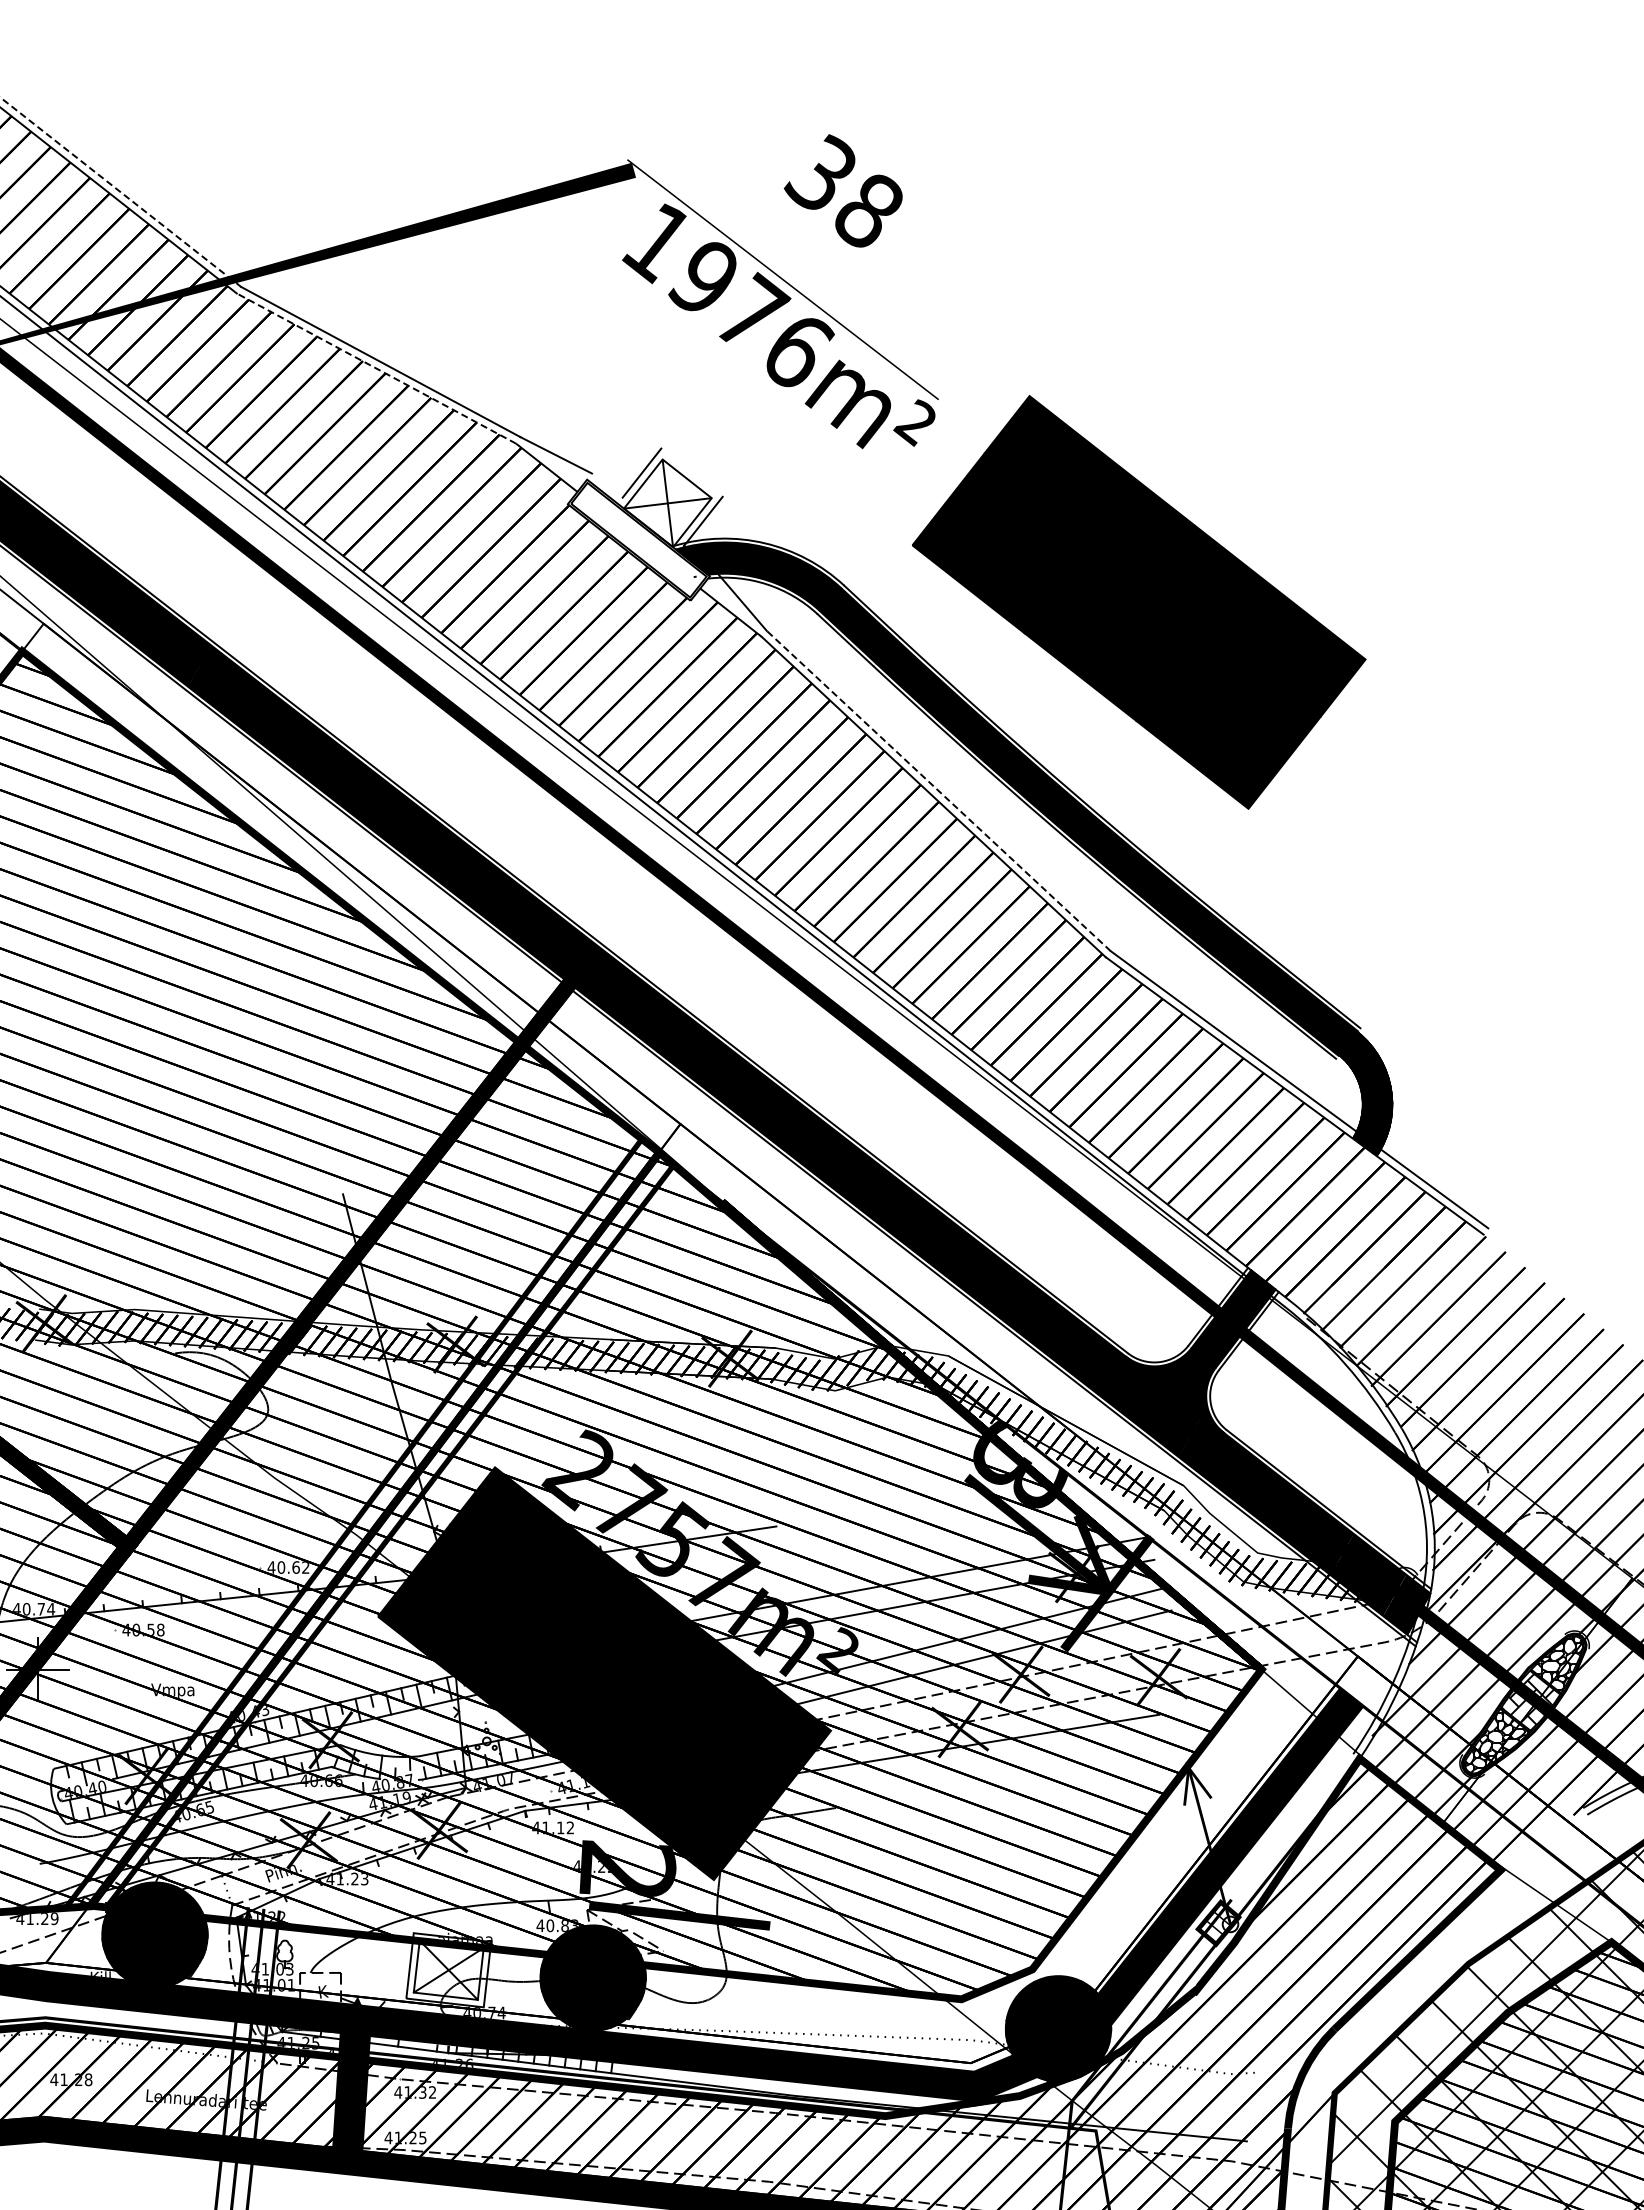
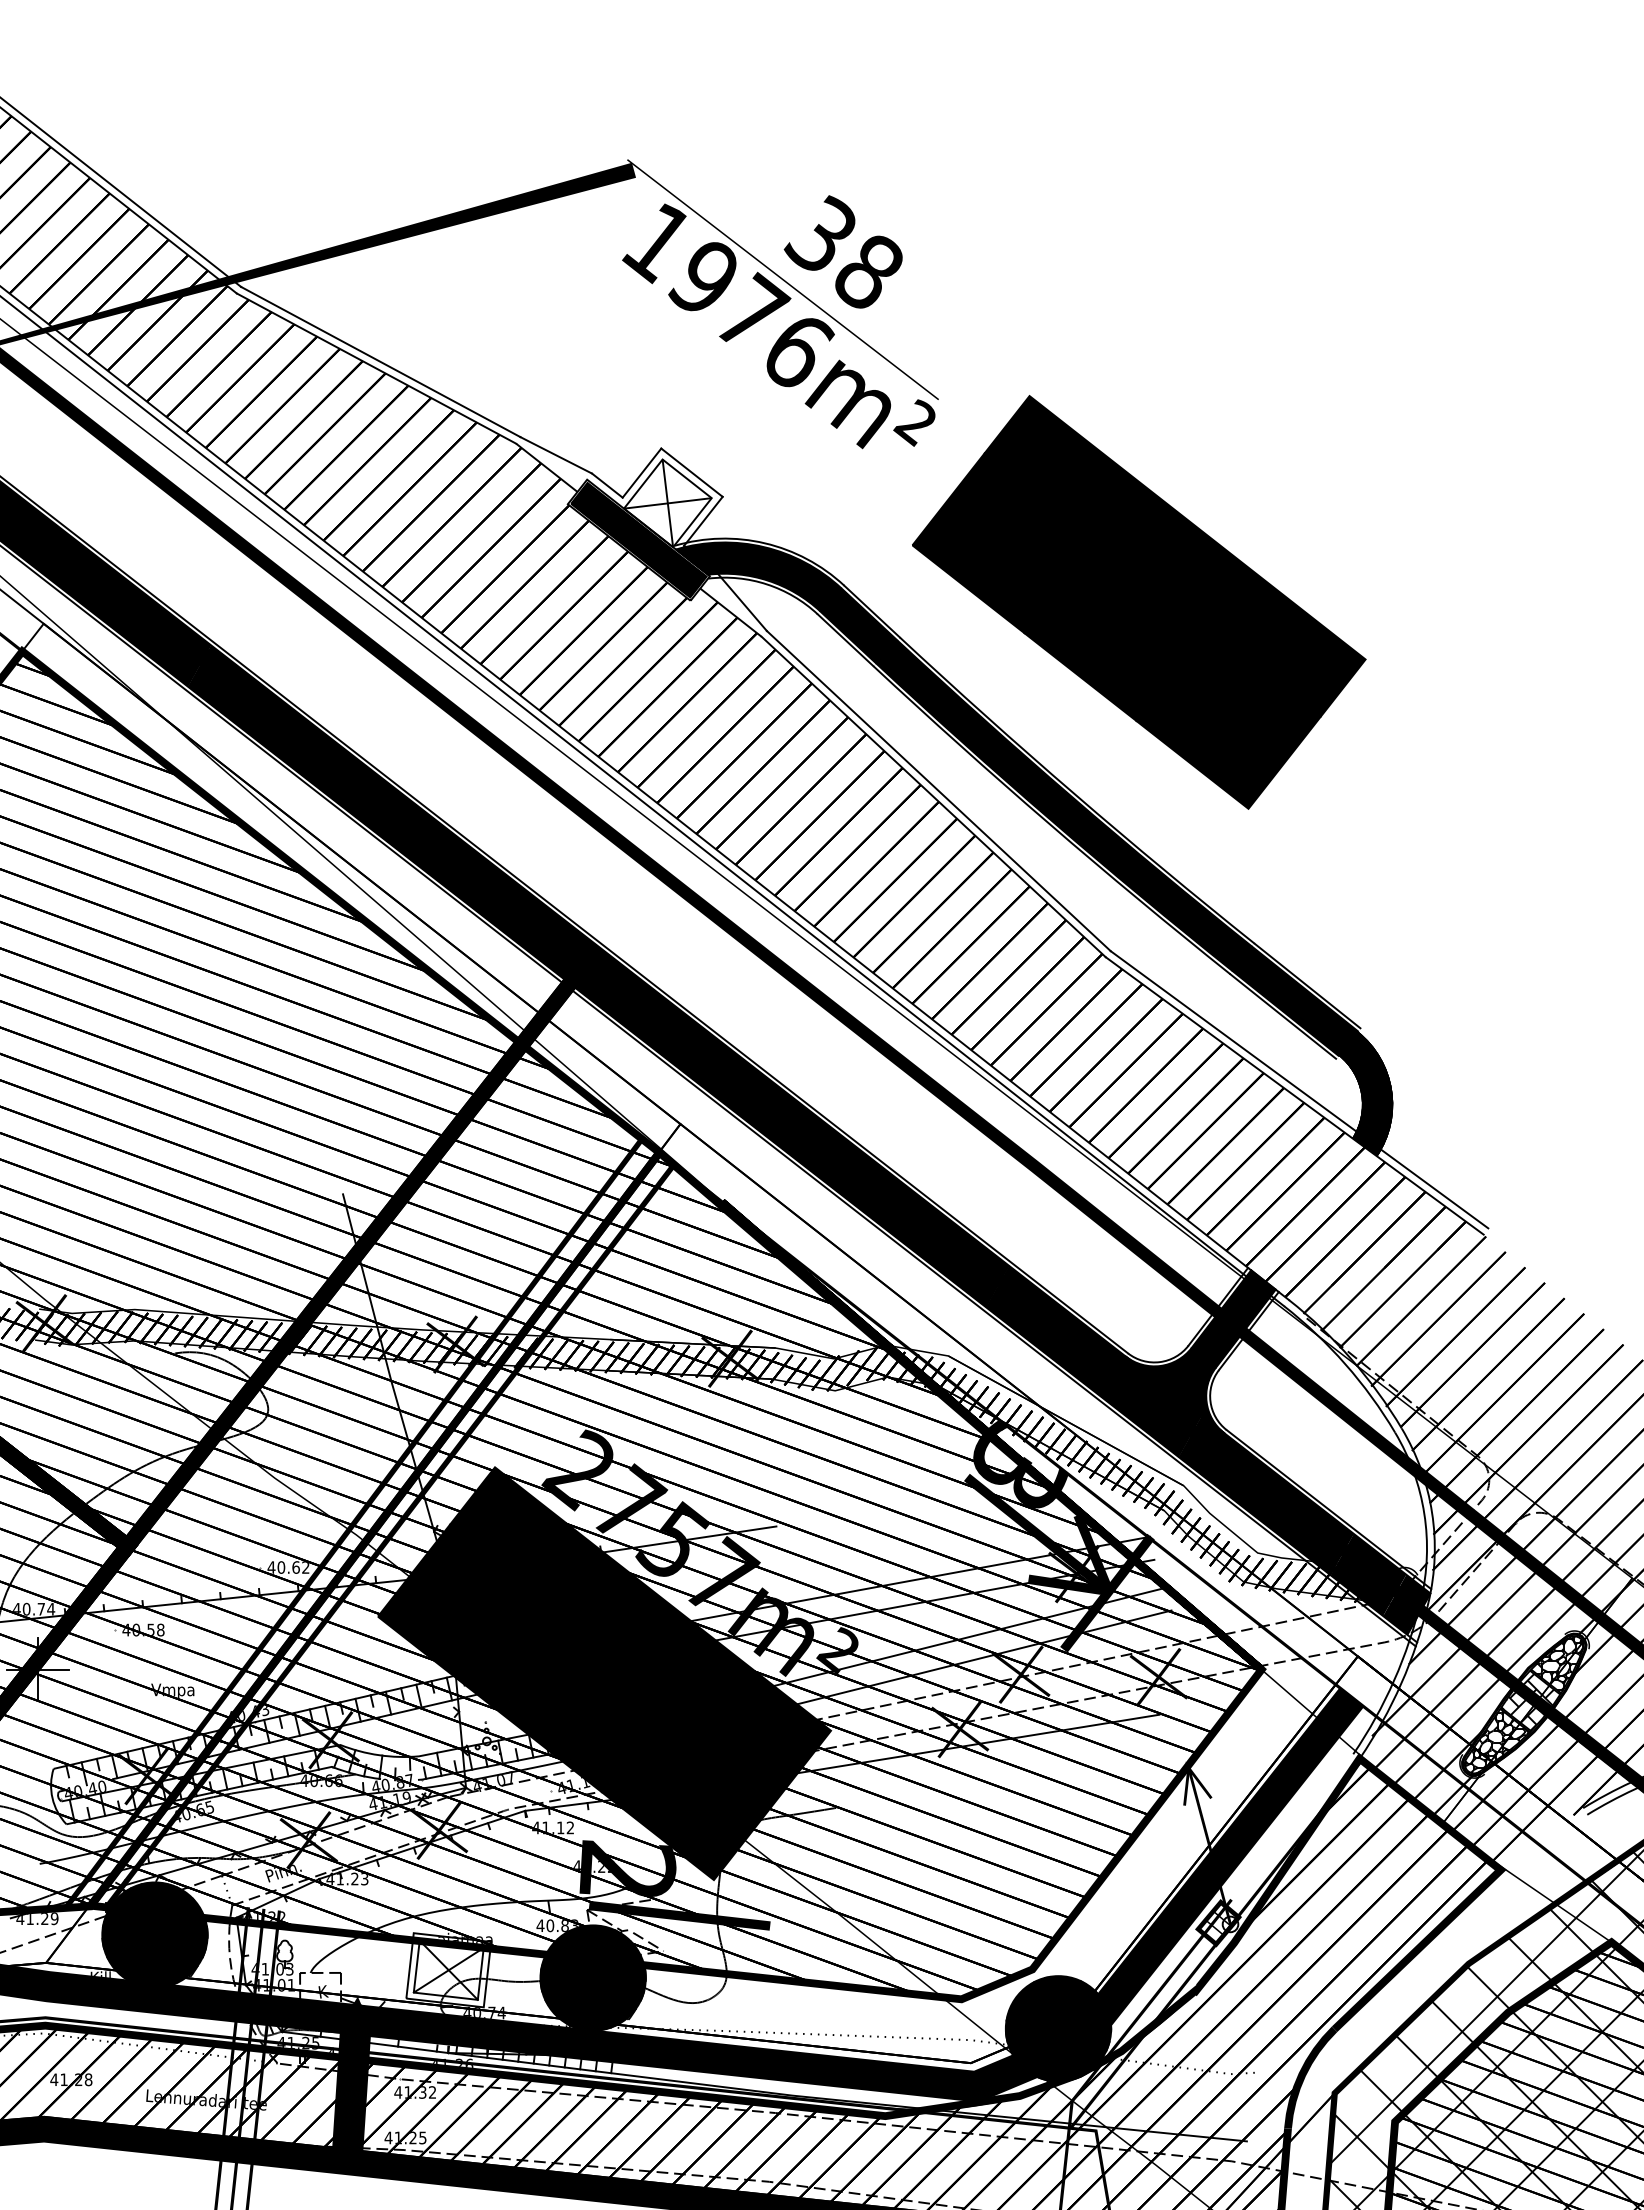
text position: (842, 190) -> (842, 251) (842, 251)
line: dashed -> solid (120, 192)
line: dashed -> solid (376, 368)
line: none -> present (691, 472)
line: none -> present (607, 485)
fill: none -> present (638, 539)
line: dashed -> solid (938, 791)
